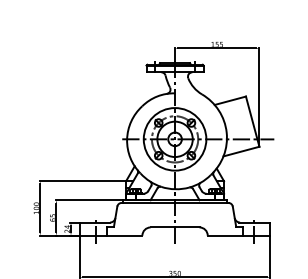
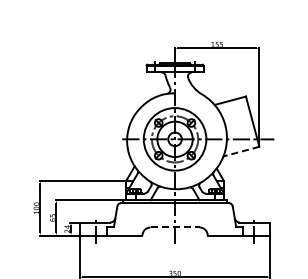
line: solid -> dashed (241, 151)
line: solid -> dashed (175, 227)
